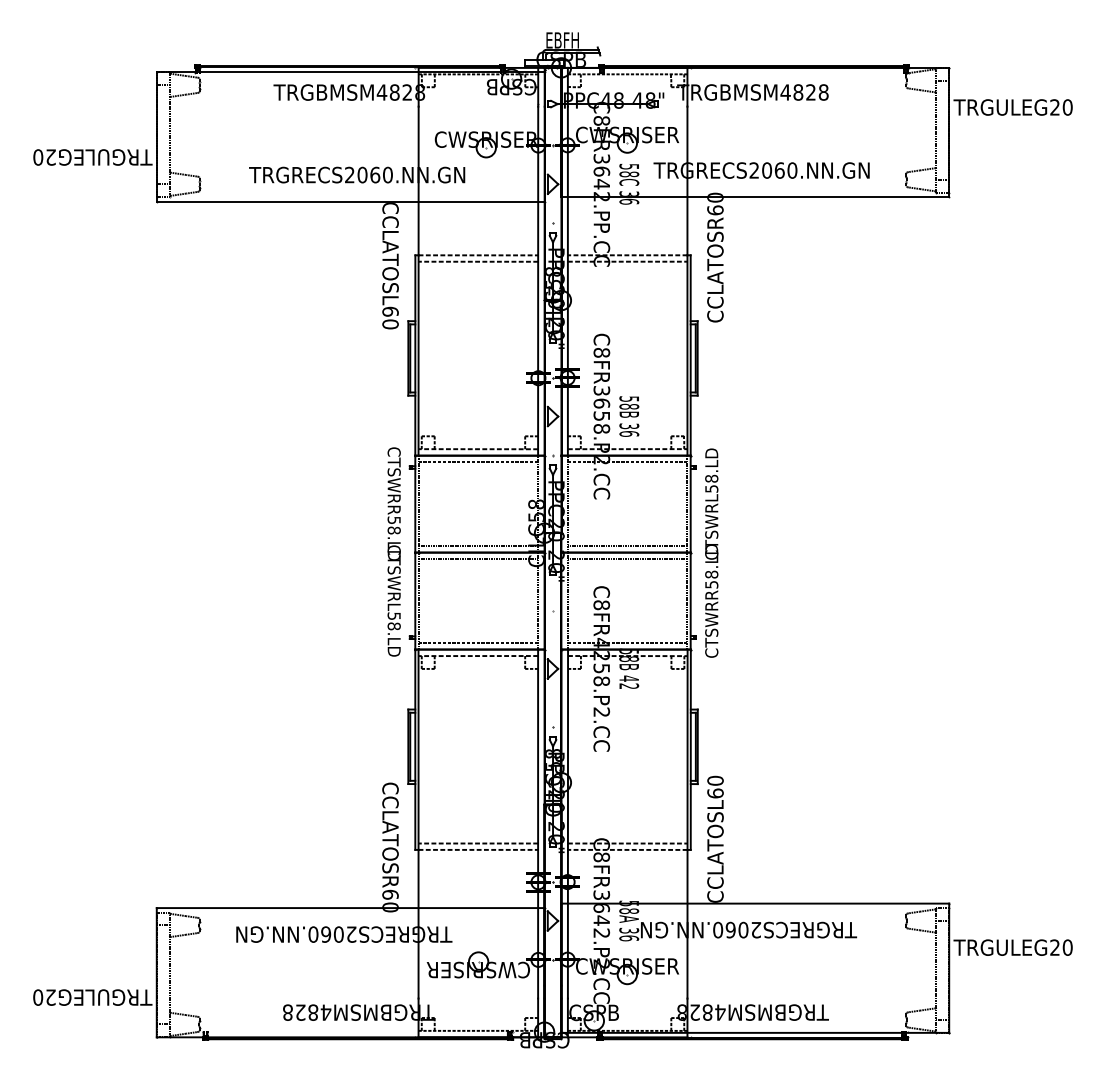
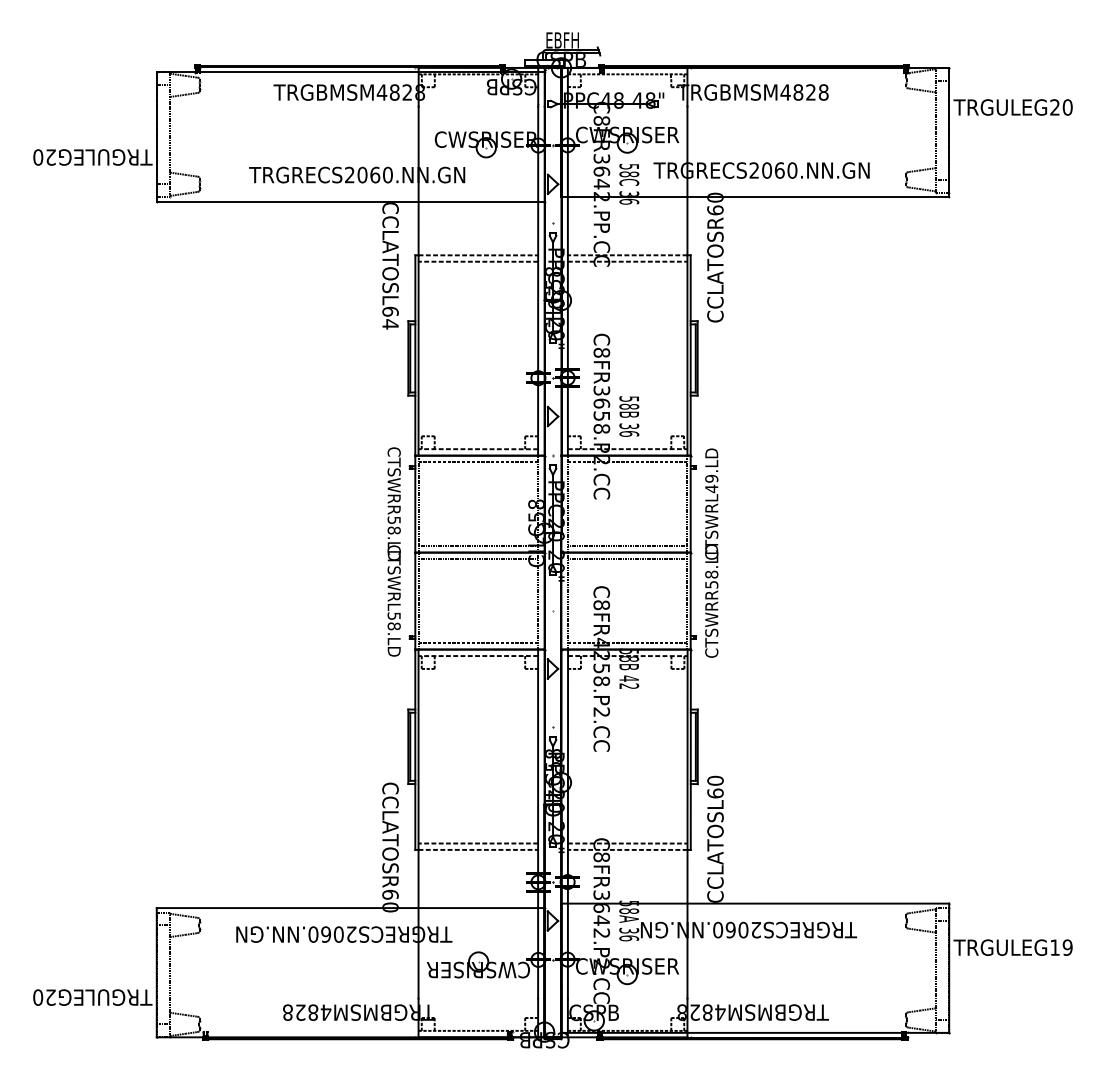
text: CCLATOSL60 -> CCLATOSL64 (390, 324)
text: CTSWRL58.LD -> CTSWRL49.LD (711, 483)
text: TRGULEG20 -> TRGULEG19 (1061, 947)
